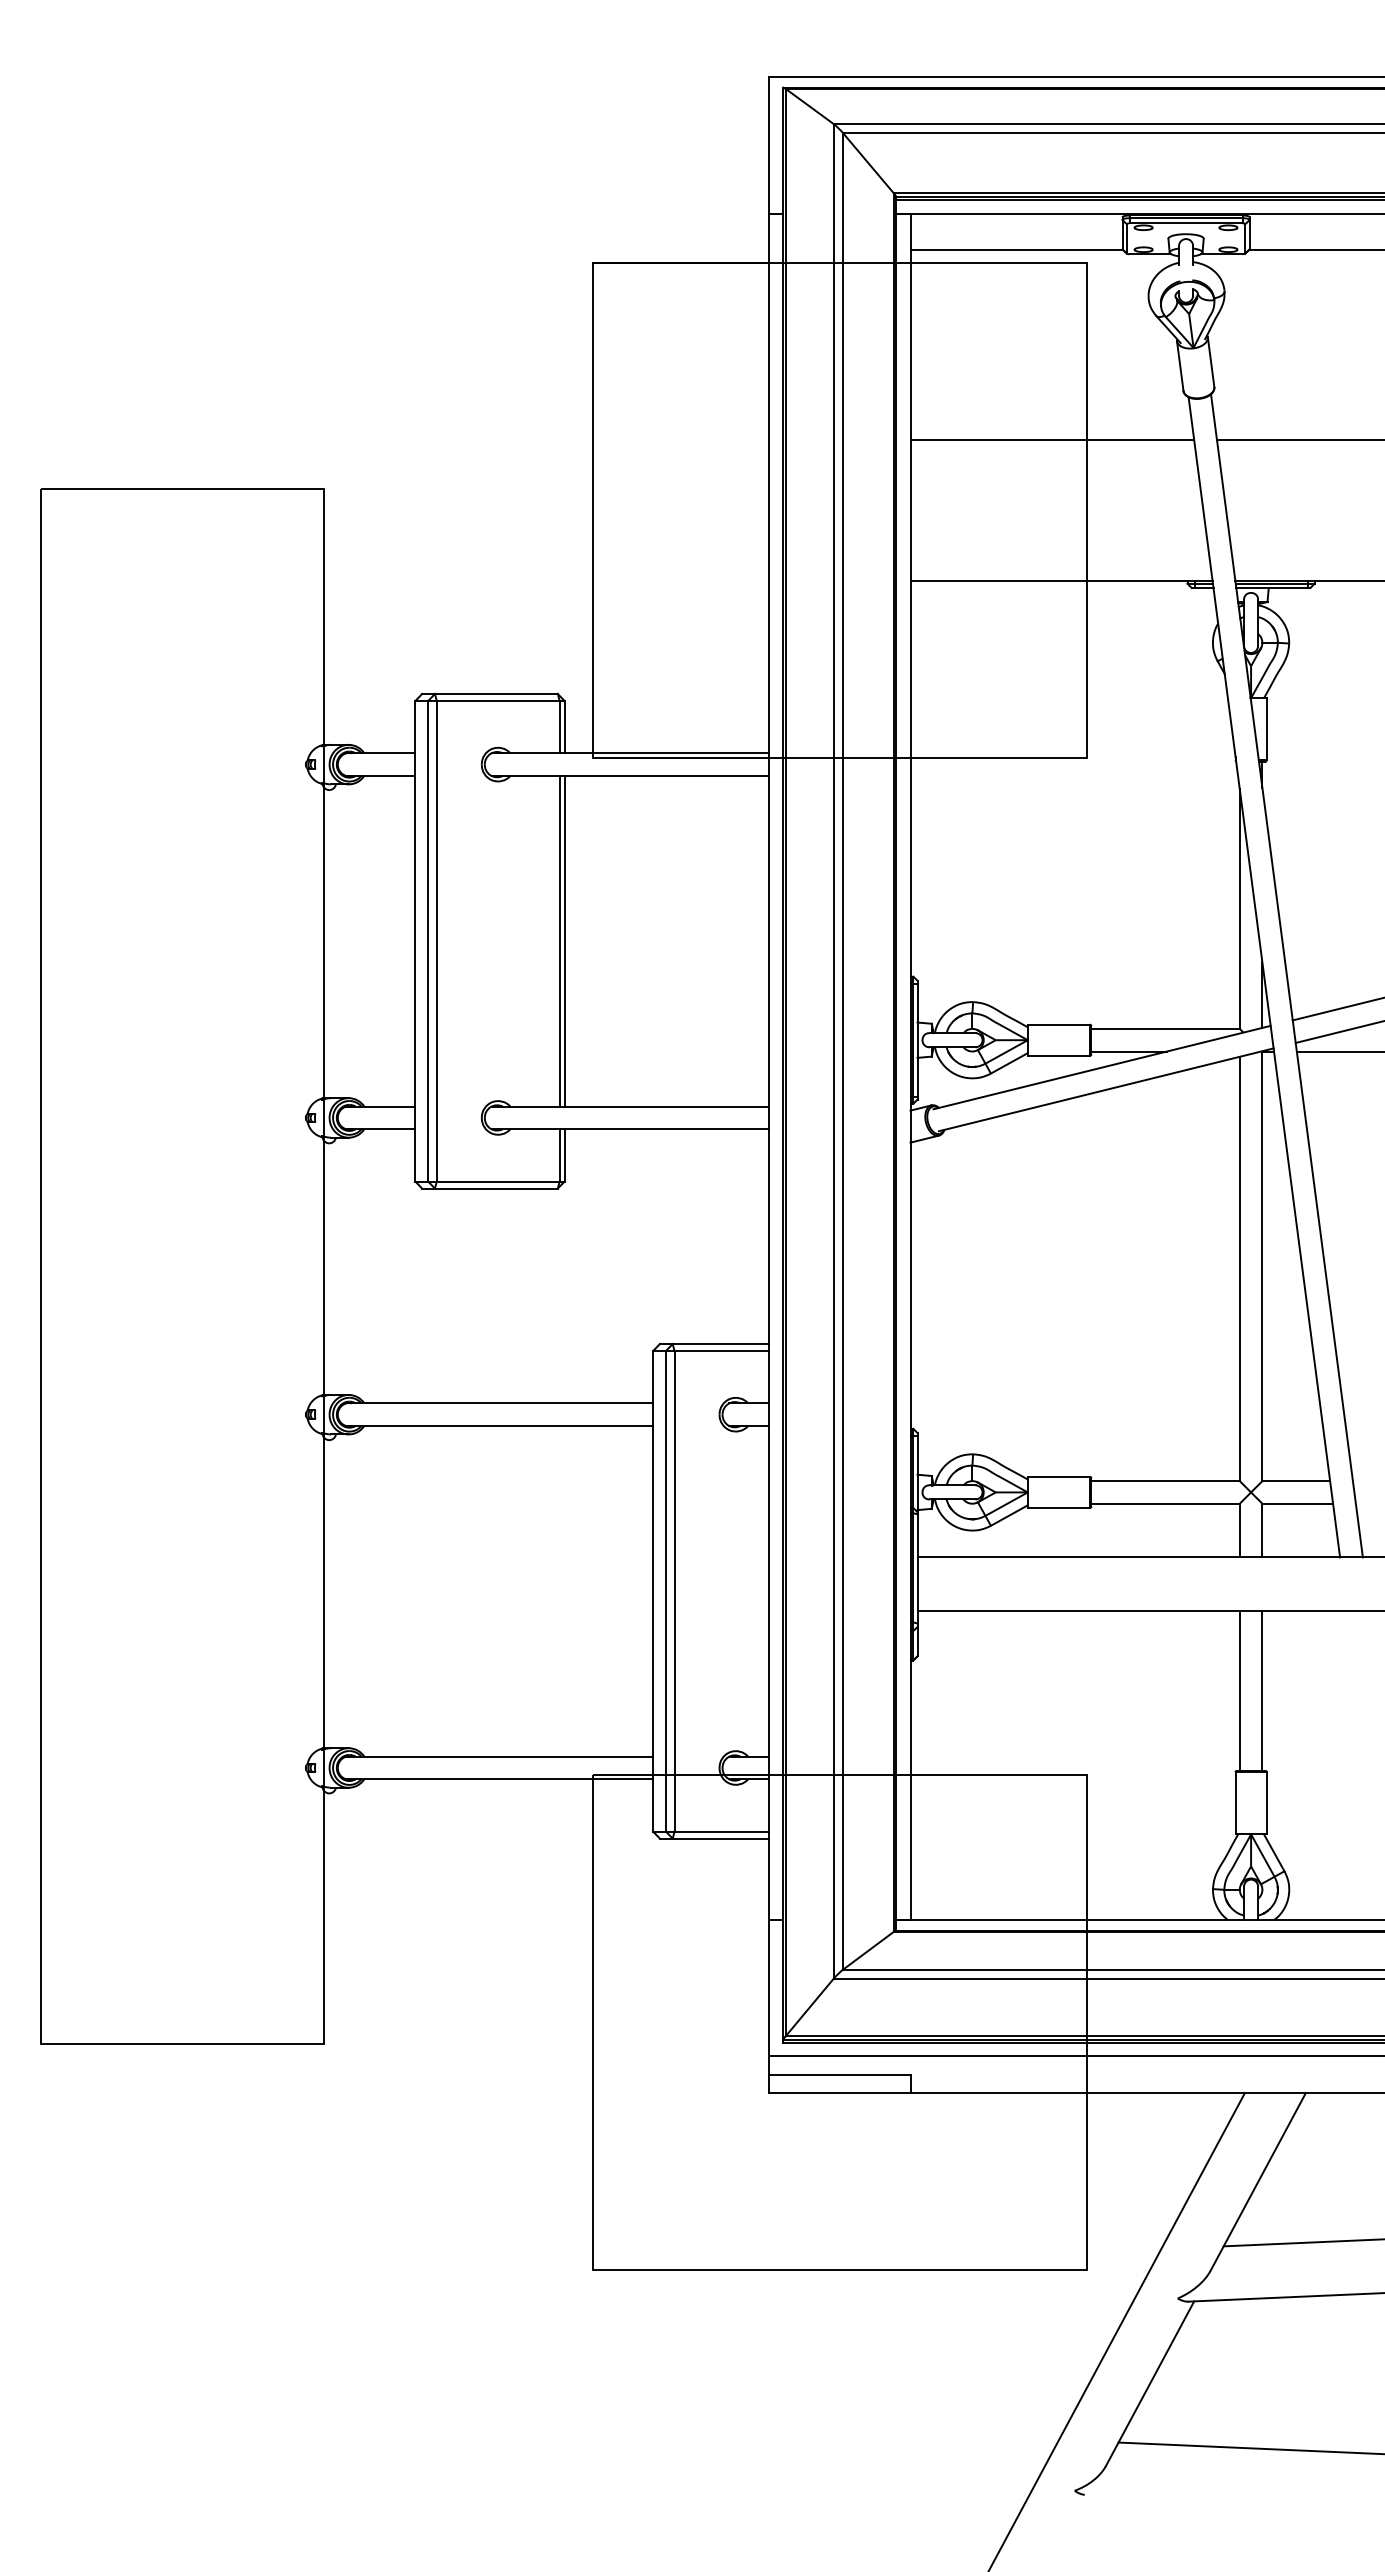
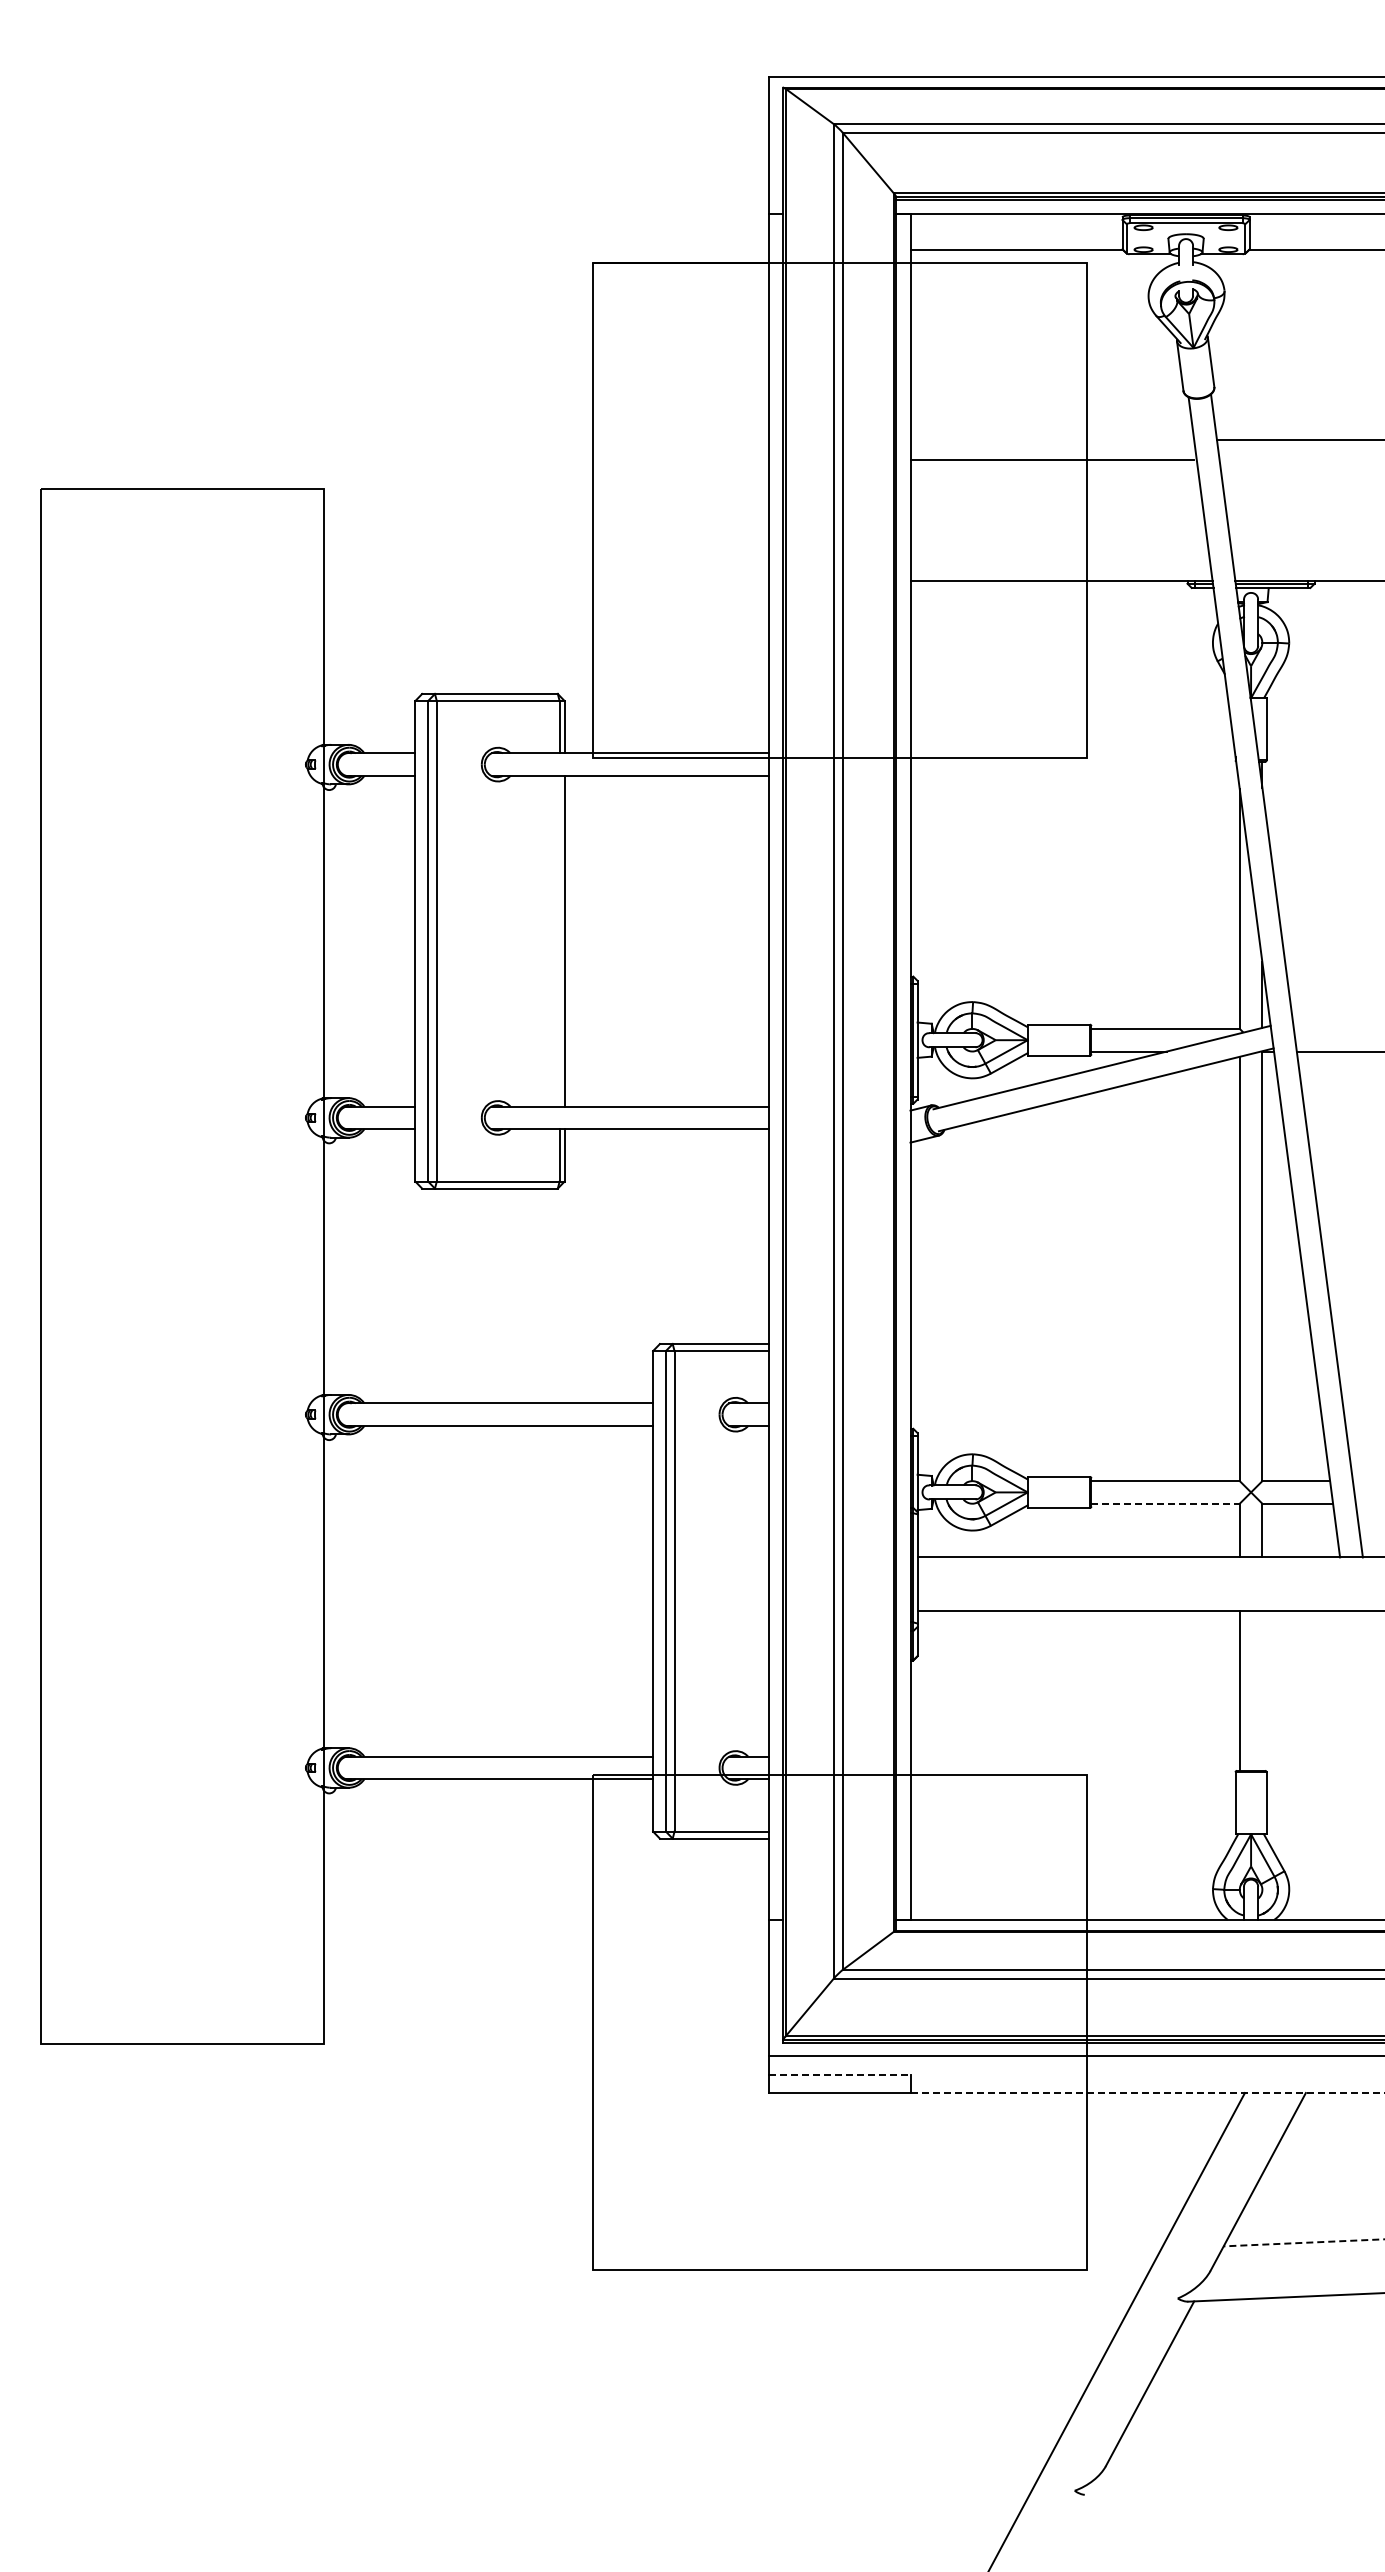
line position: (1052, 439) -> (1052, 459) (1052, 459)
line: present -> none (559, 940)
line: present -> none (1336, 1009)
line: present -> none (1338, 1031)
line: solid -> dashed (1166, 1503)
line: present -> none (1262, 1690)
line: solid -> dashed (839, 2074)
line: solid -> dashed (1147, 2093)
line: solid -> dashed (1303, 2242)
line: present -> none (1249, 2448)
